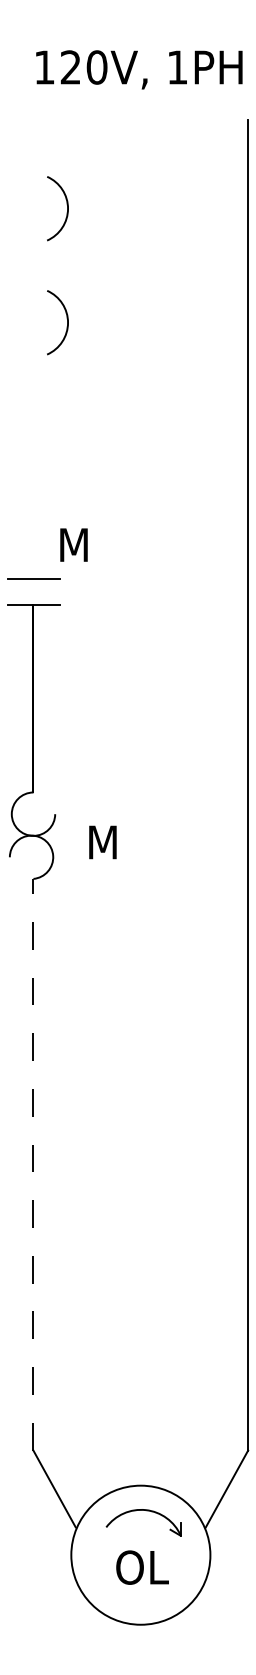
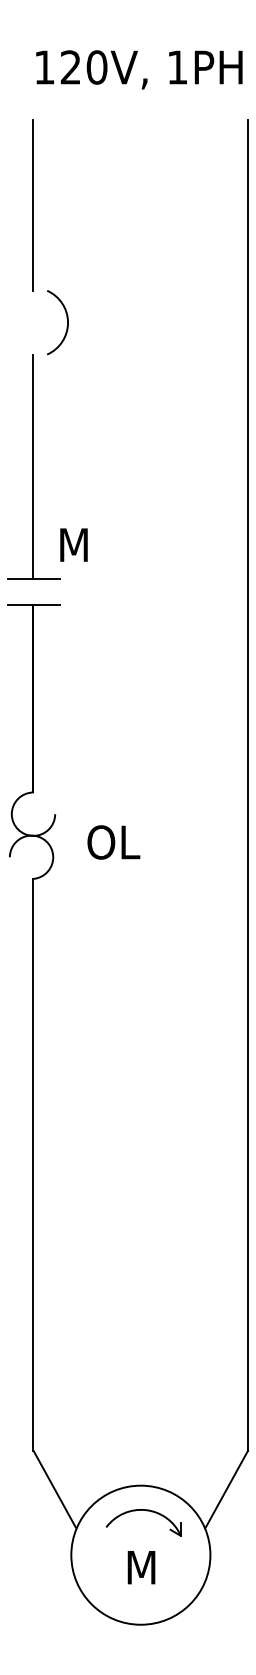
arc: present -> none (66, 204)
line: none -> present (32, 205)
line: none -> present (33, 466)
text: M -> OL (113, 842)
line: dashed -> solid (33, 1164)
text: OL -> M (142, 1567)
